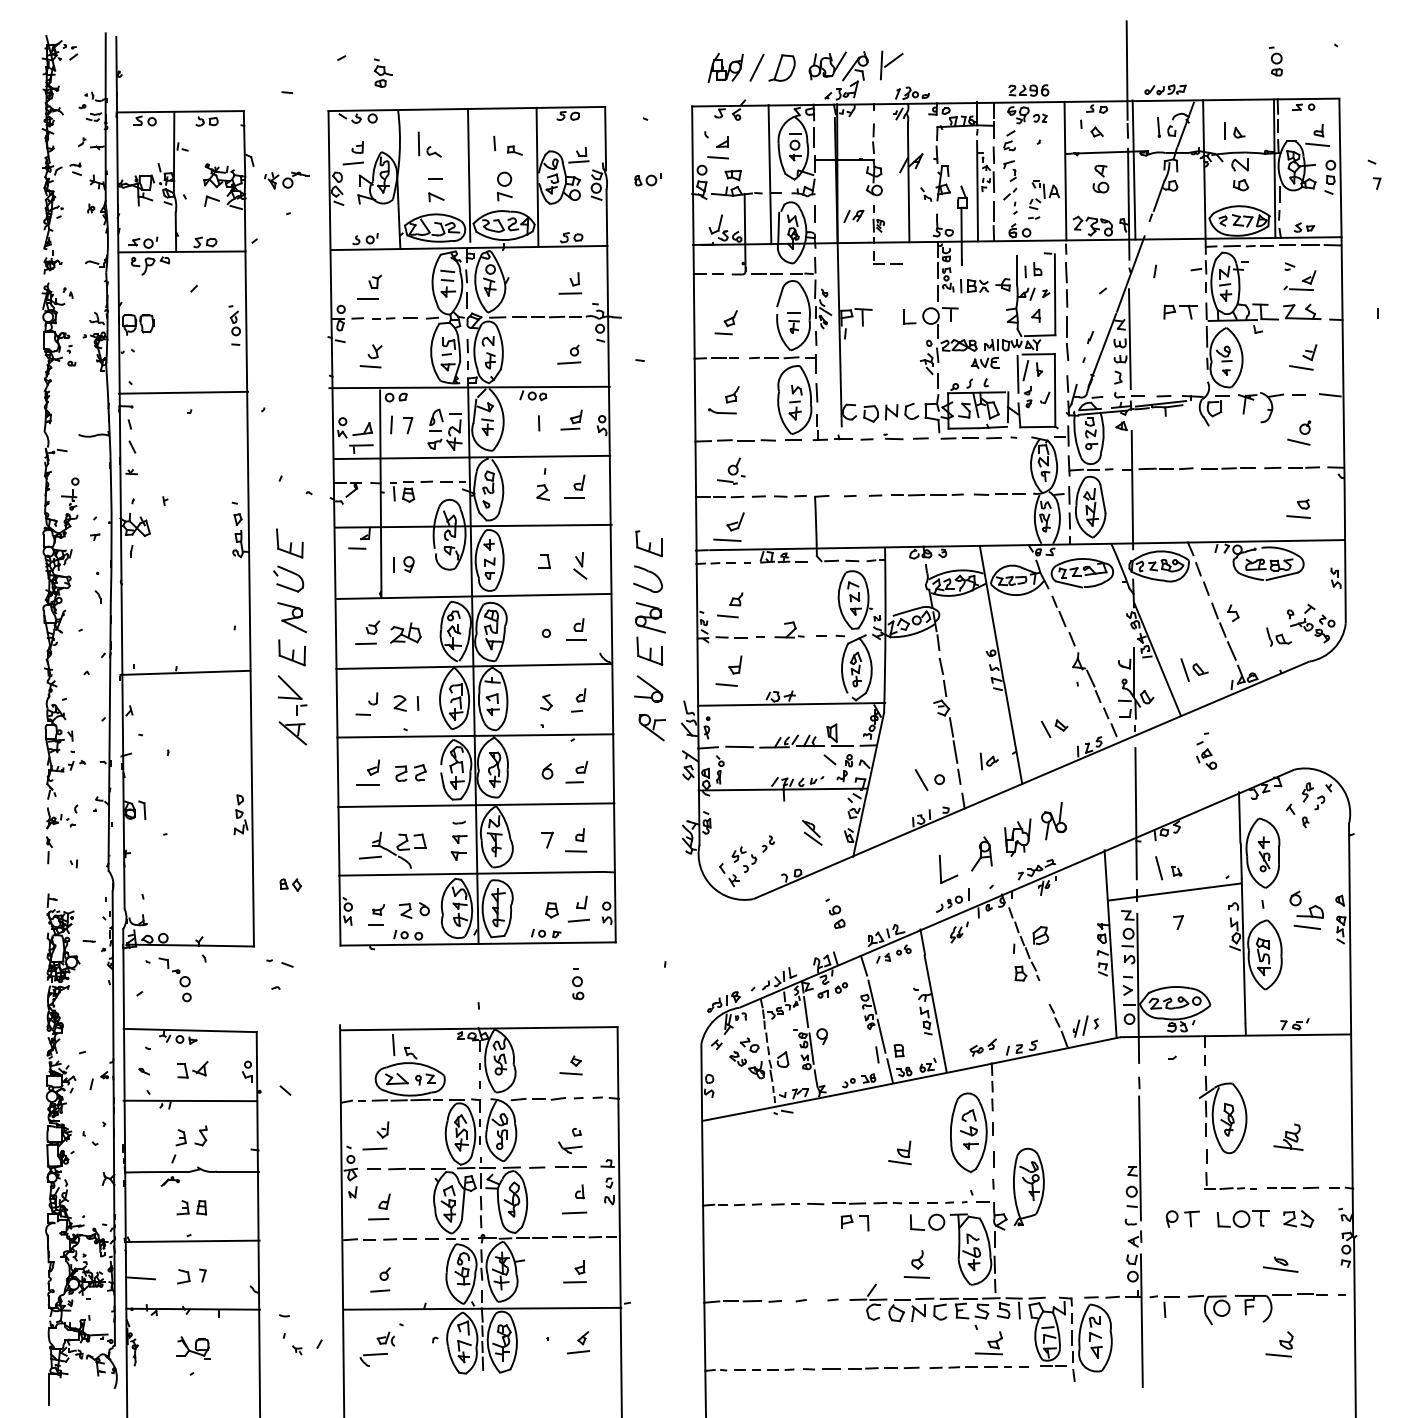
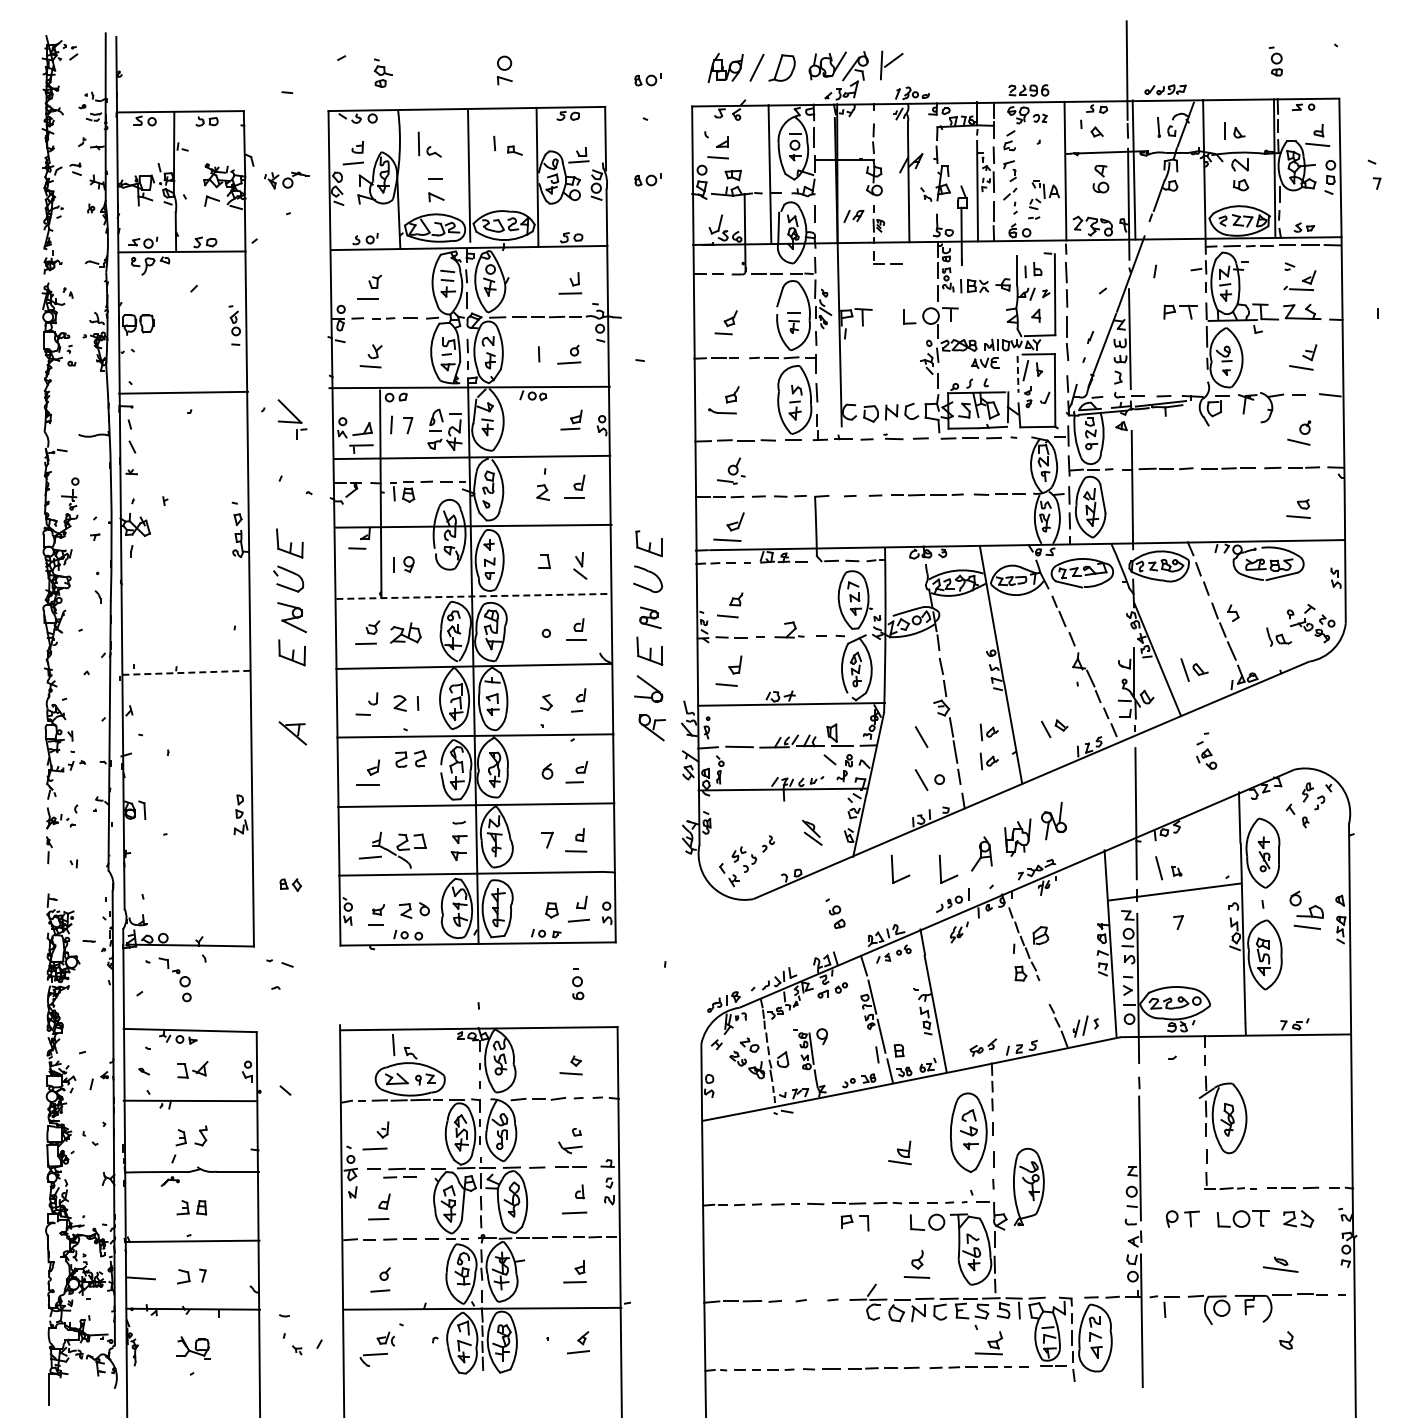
part: none -> present (647, 79)
part position: (504, 186) -> (504, 70) (504, 70)
line: solid -> dashed (1018, 374)
line position: (539, 423) -> (539, 354) (539, 354)
line: solid -> dashed (474, 596)
part size: 31x32 px -> 23x24 px (650, 617)
line: solid -> dashed (185, 672)
part position: (292, 695) -> (292, 419) (292, 419)
part: none -> present (988, 732)
line: none -> present (921, 736)
part position: (410, 772) -> (410, 758) (410, 758)
part: none -> present (893, 869)
line: present -> none (806, 1012)
part: present -> none (1288, 1136)
line: none -> present (397, 1177)
line: present -> none (1278, 1355)
